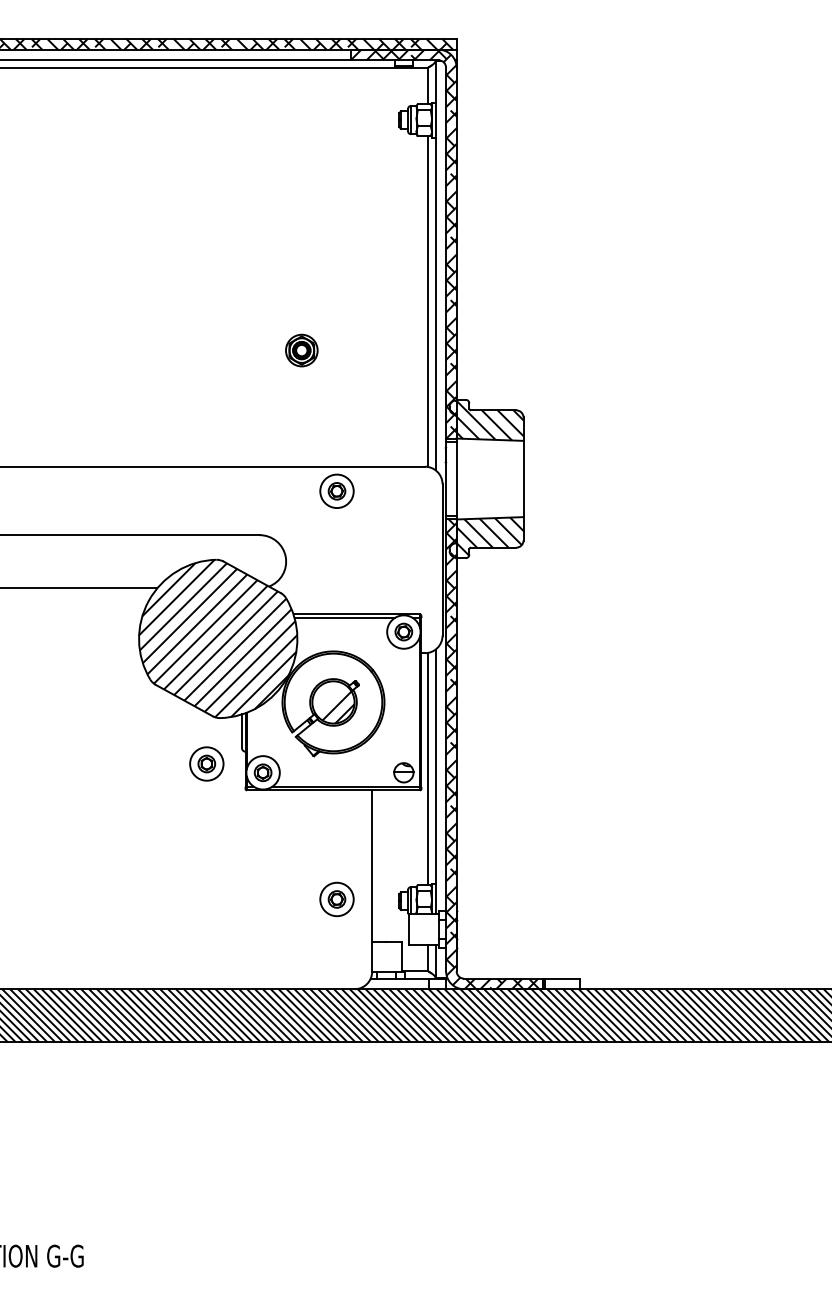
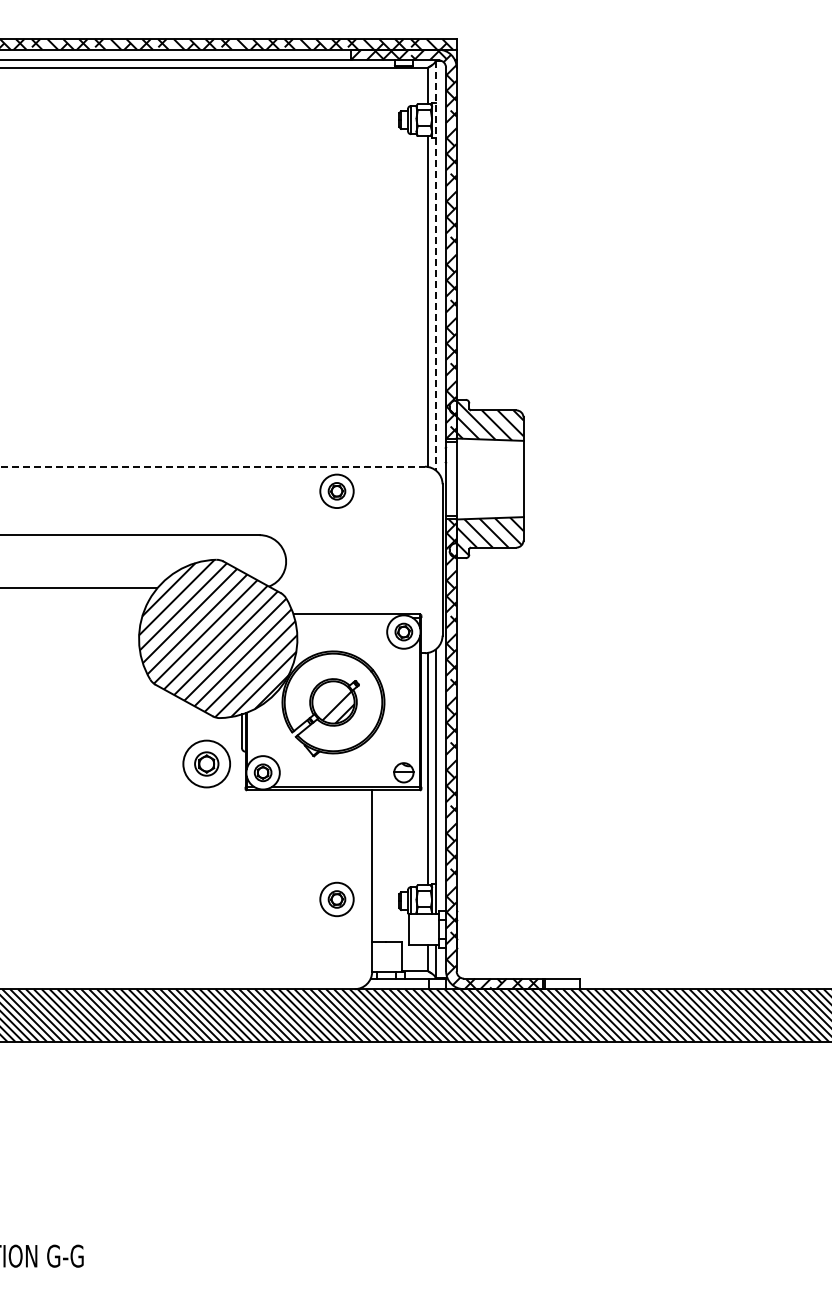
line: solid -> dashed (435, 265)
part: present -> none (301, 350)
line: solid -> dashed (213, 466)
line: present -> none (344, 618)
part size: 36x36 px -> 49x50 px (206, 763)
